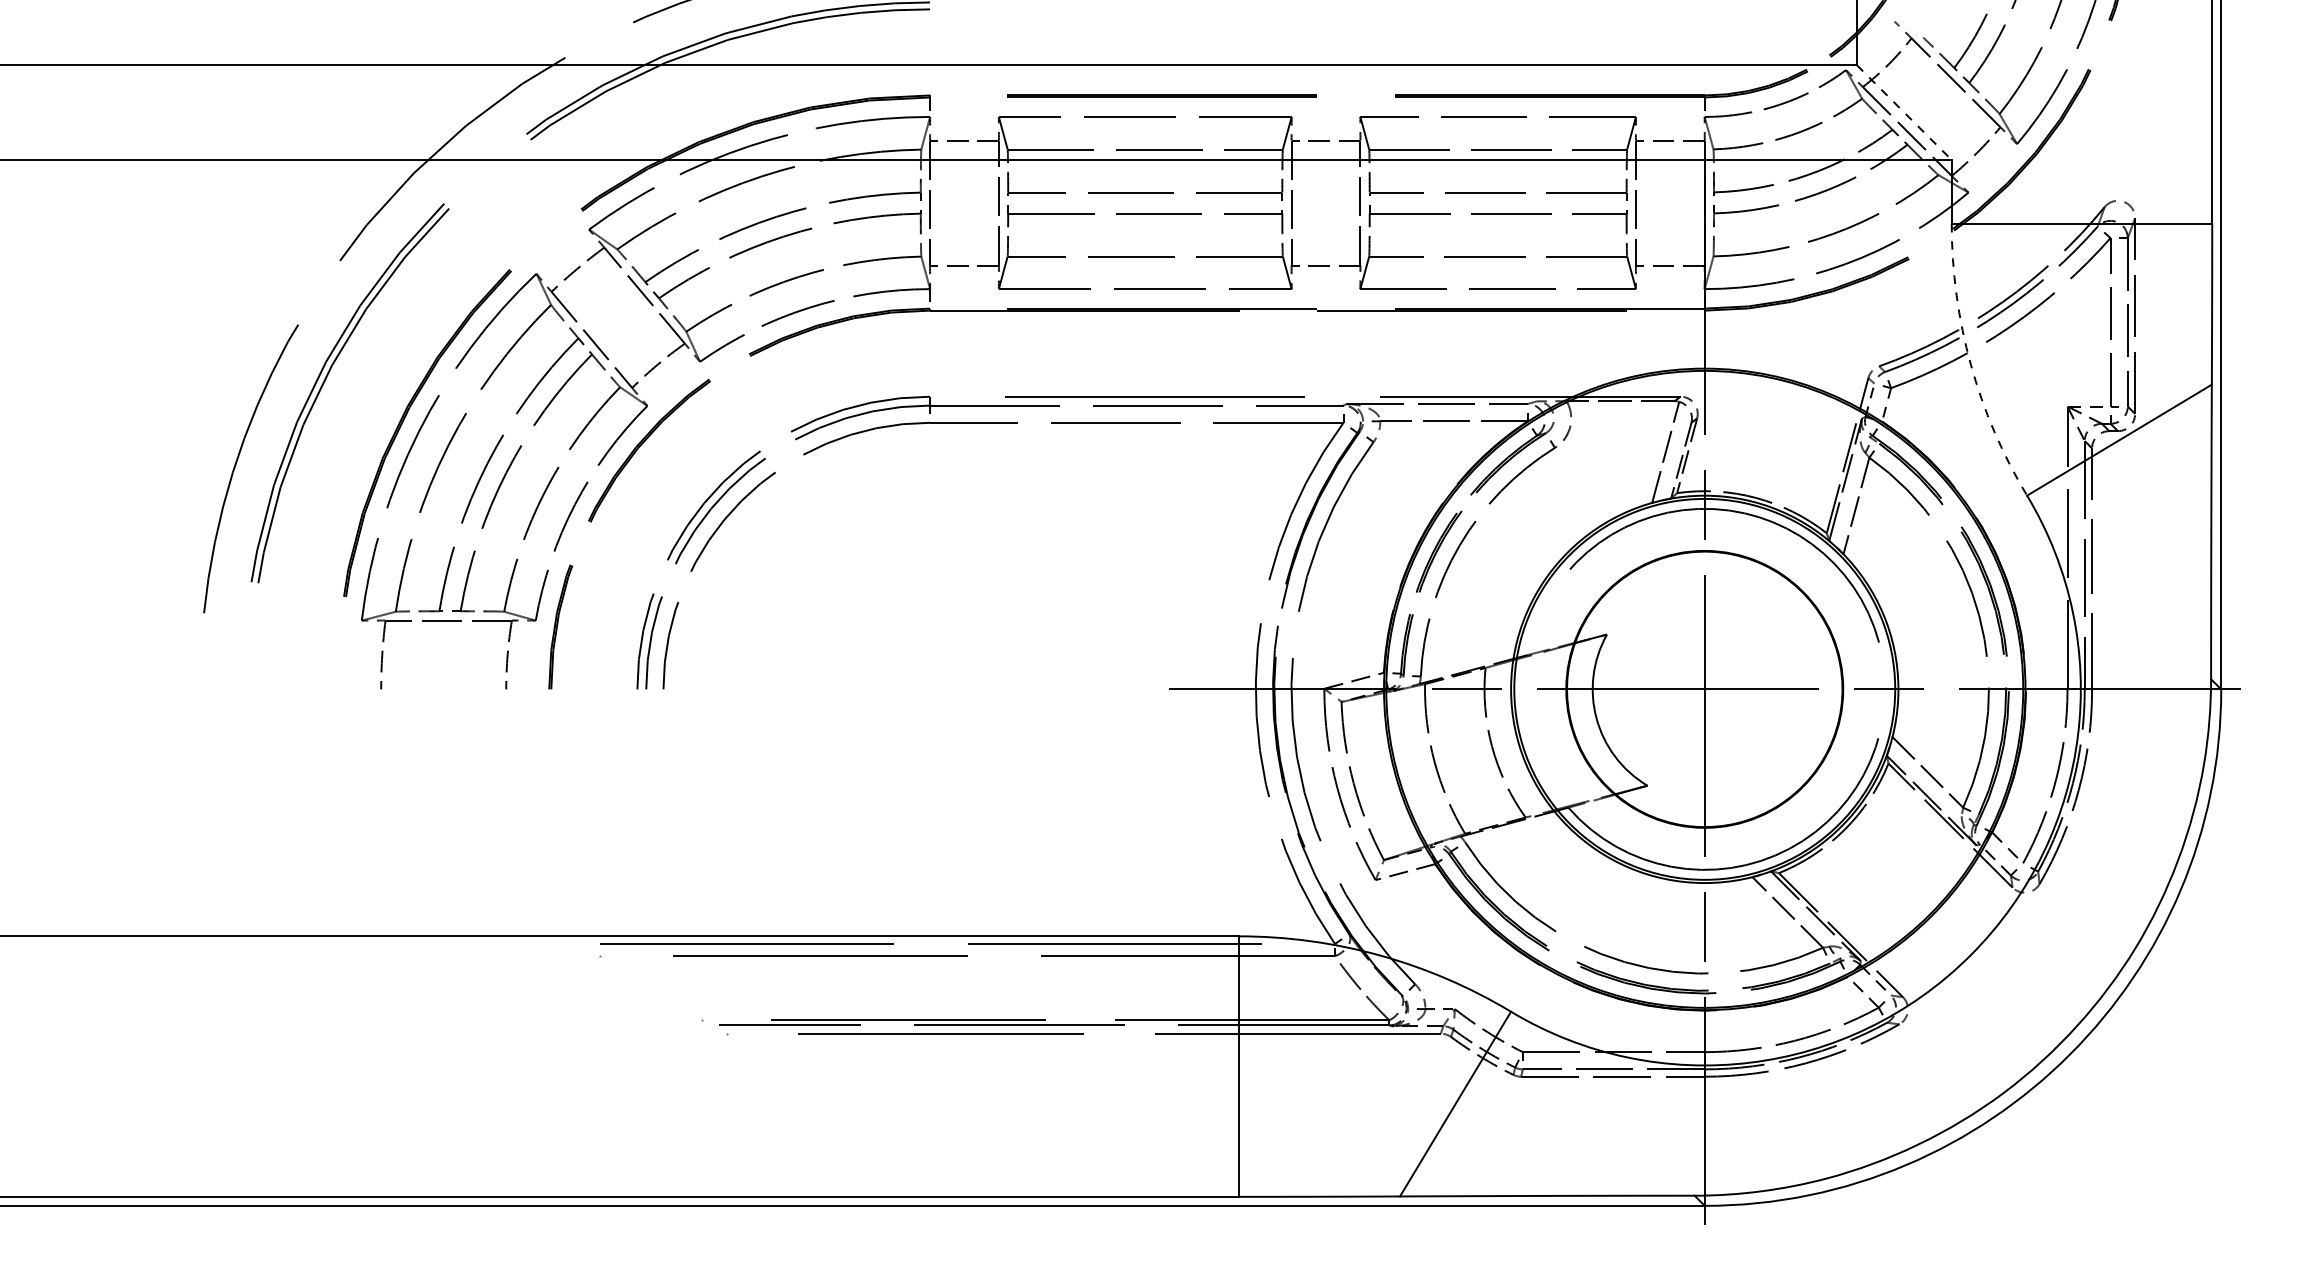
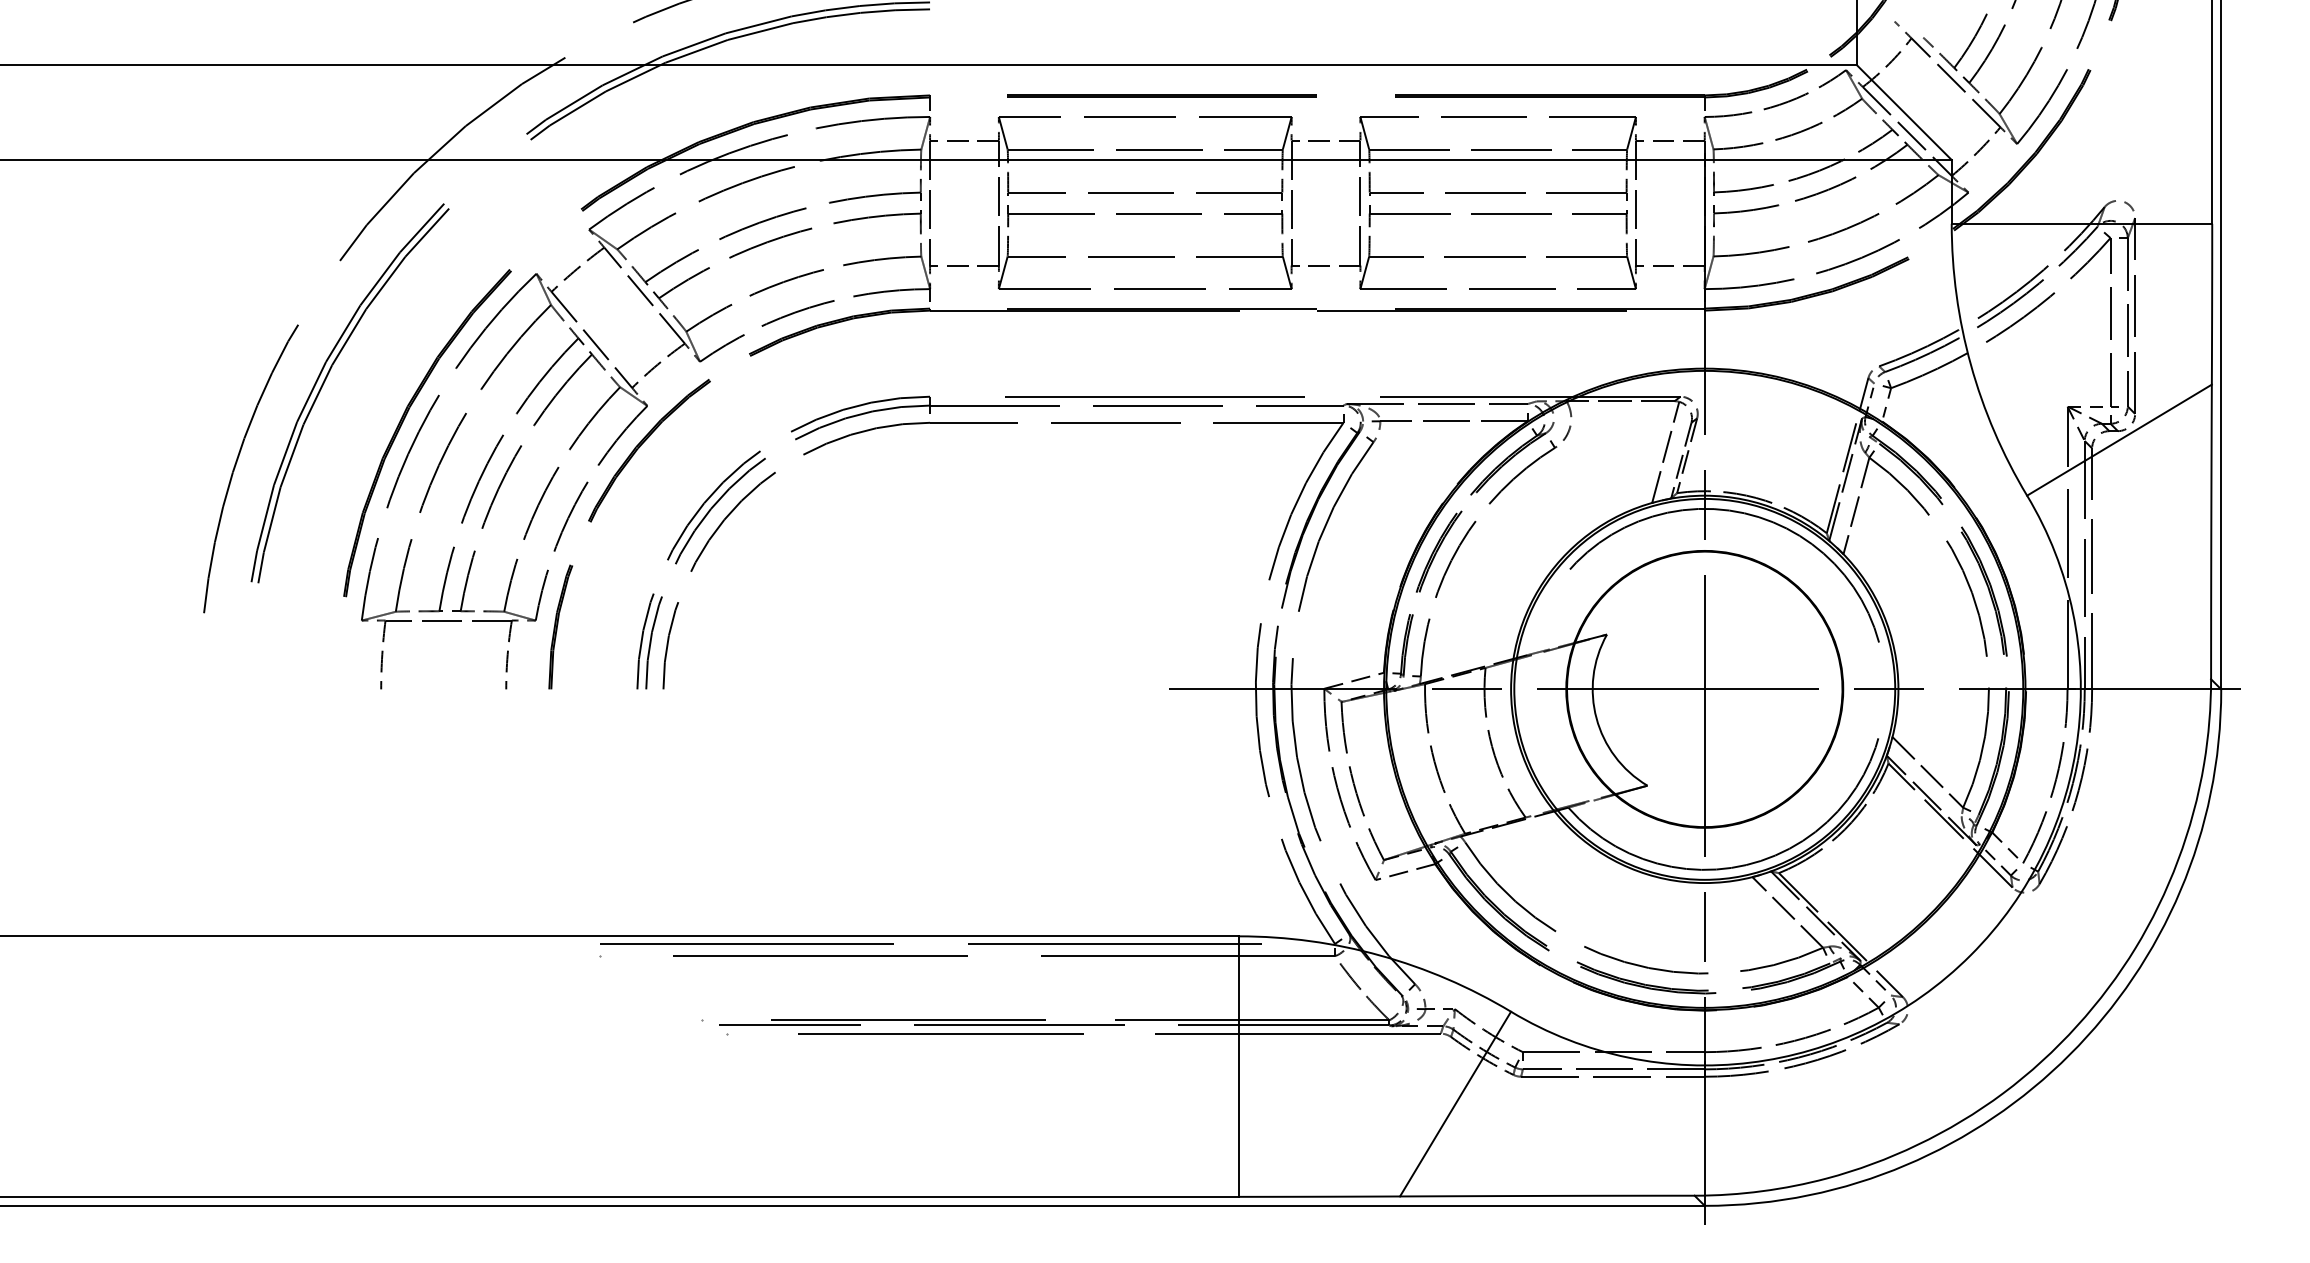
line: dashed -> solid (1904, 112)
arc: dashed -> solid (1970, 364)
